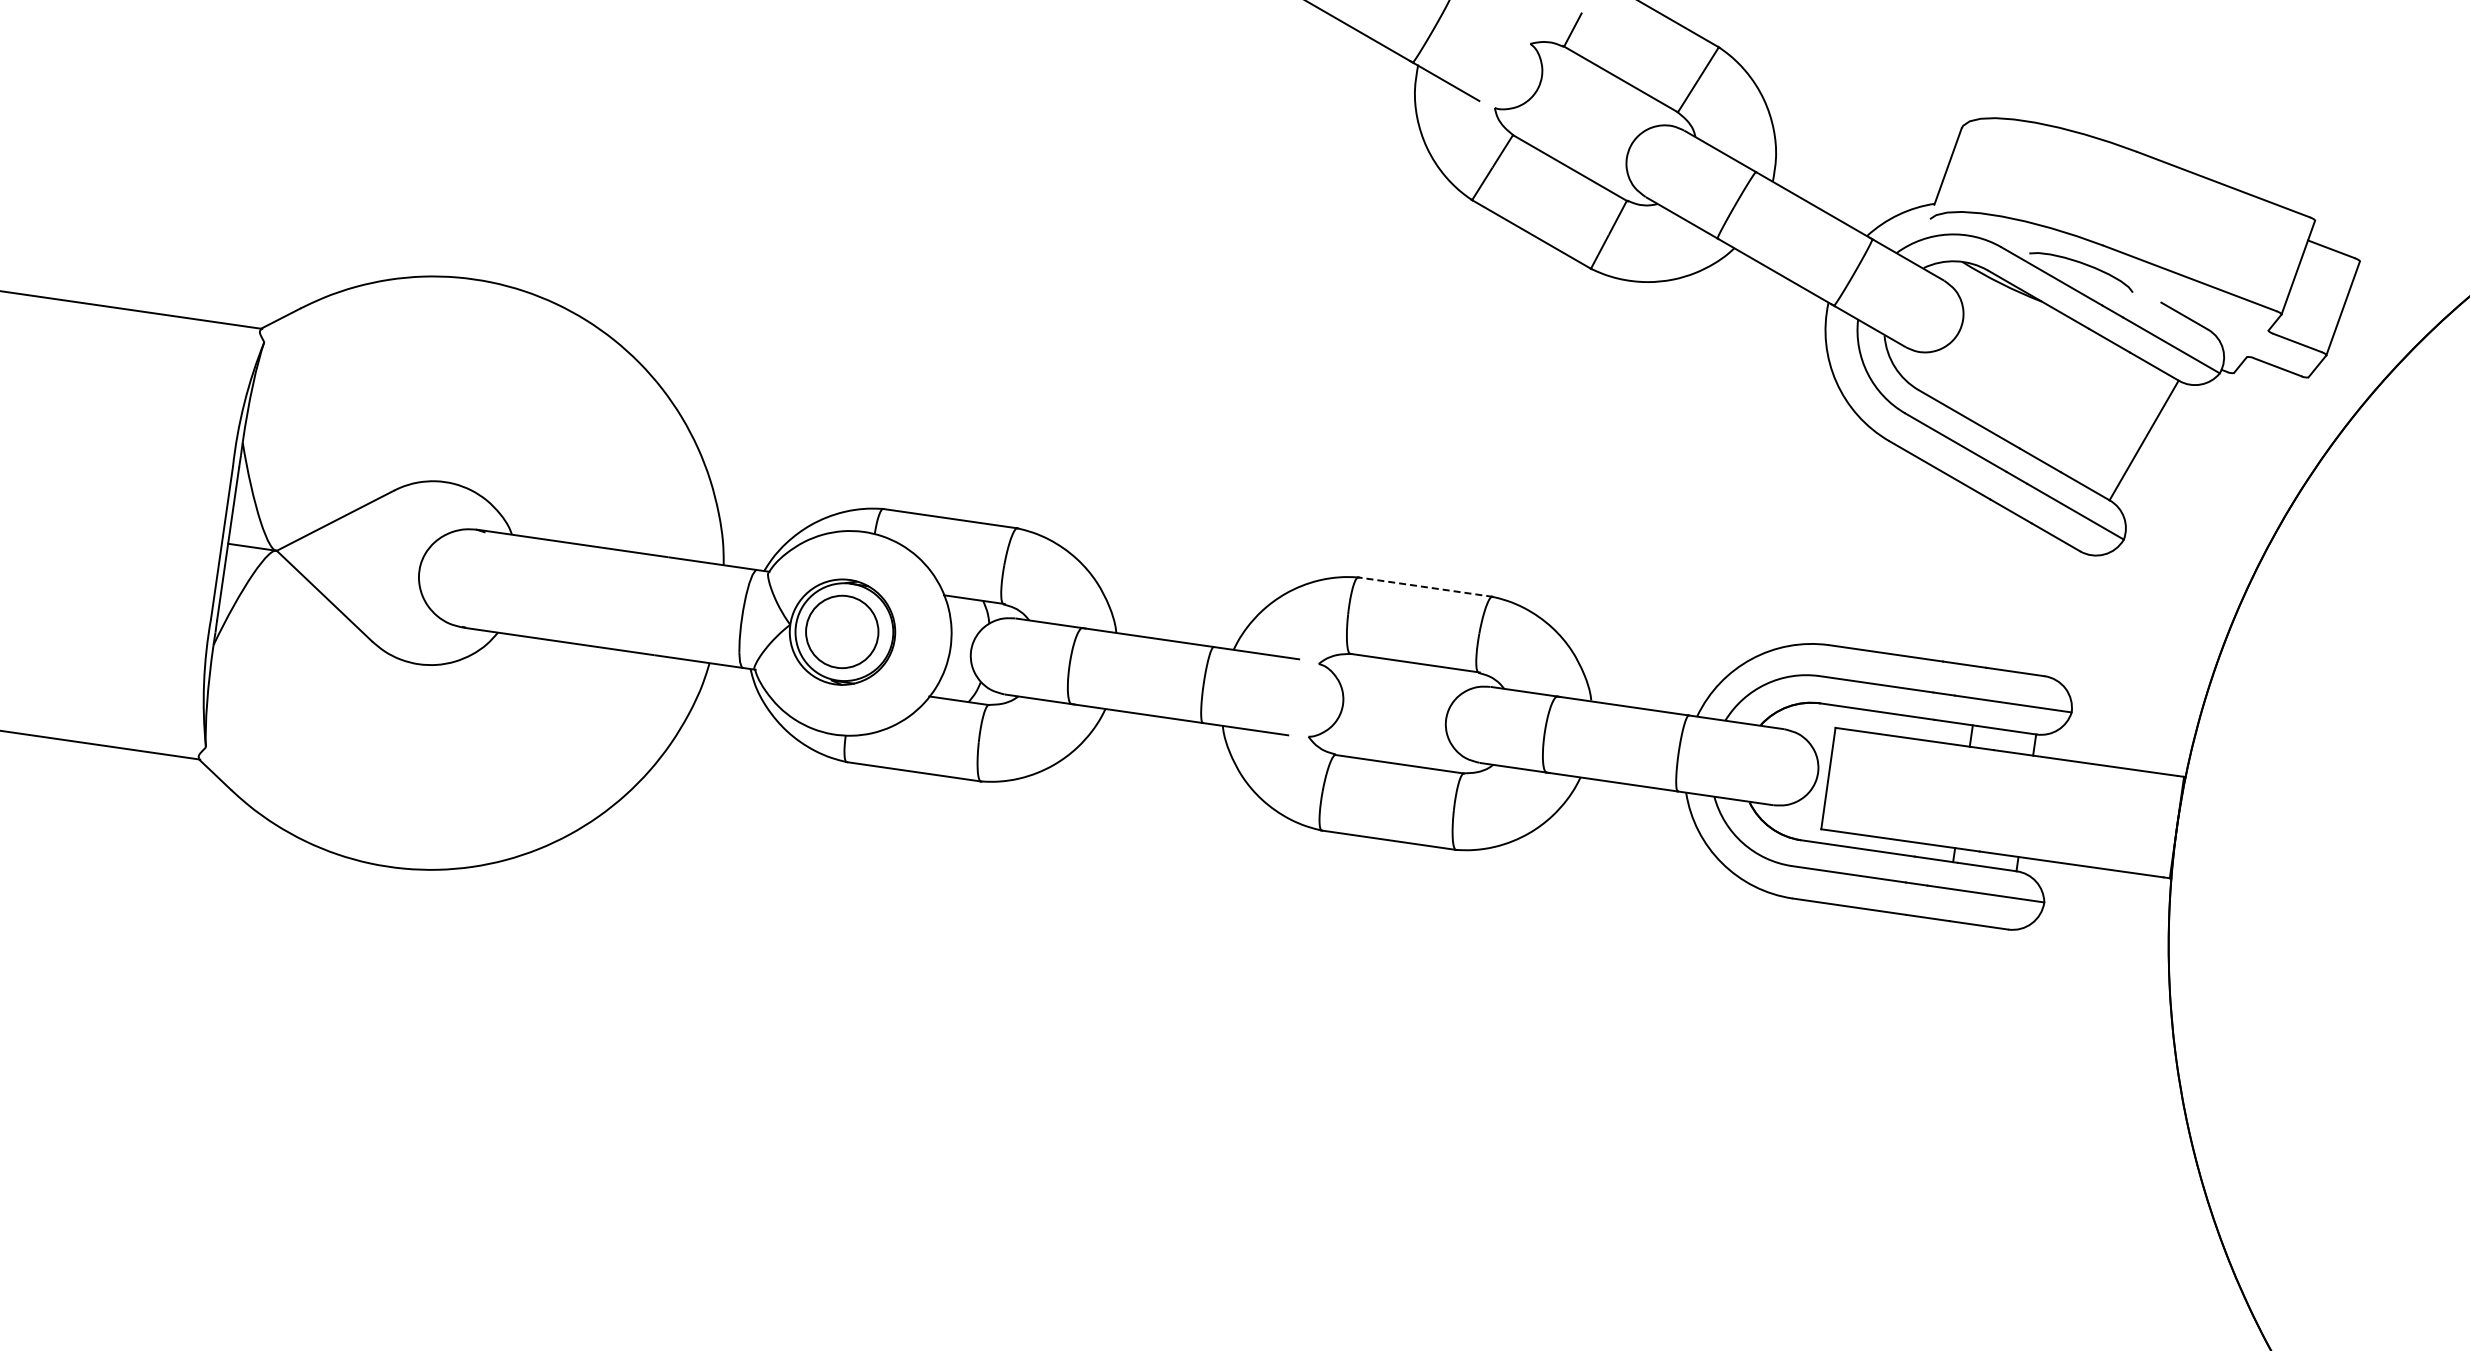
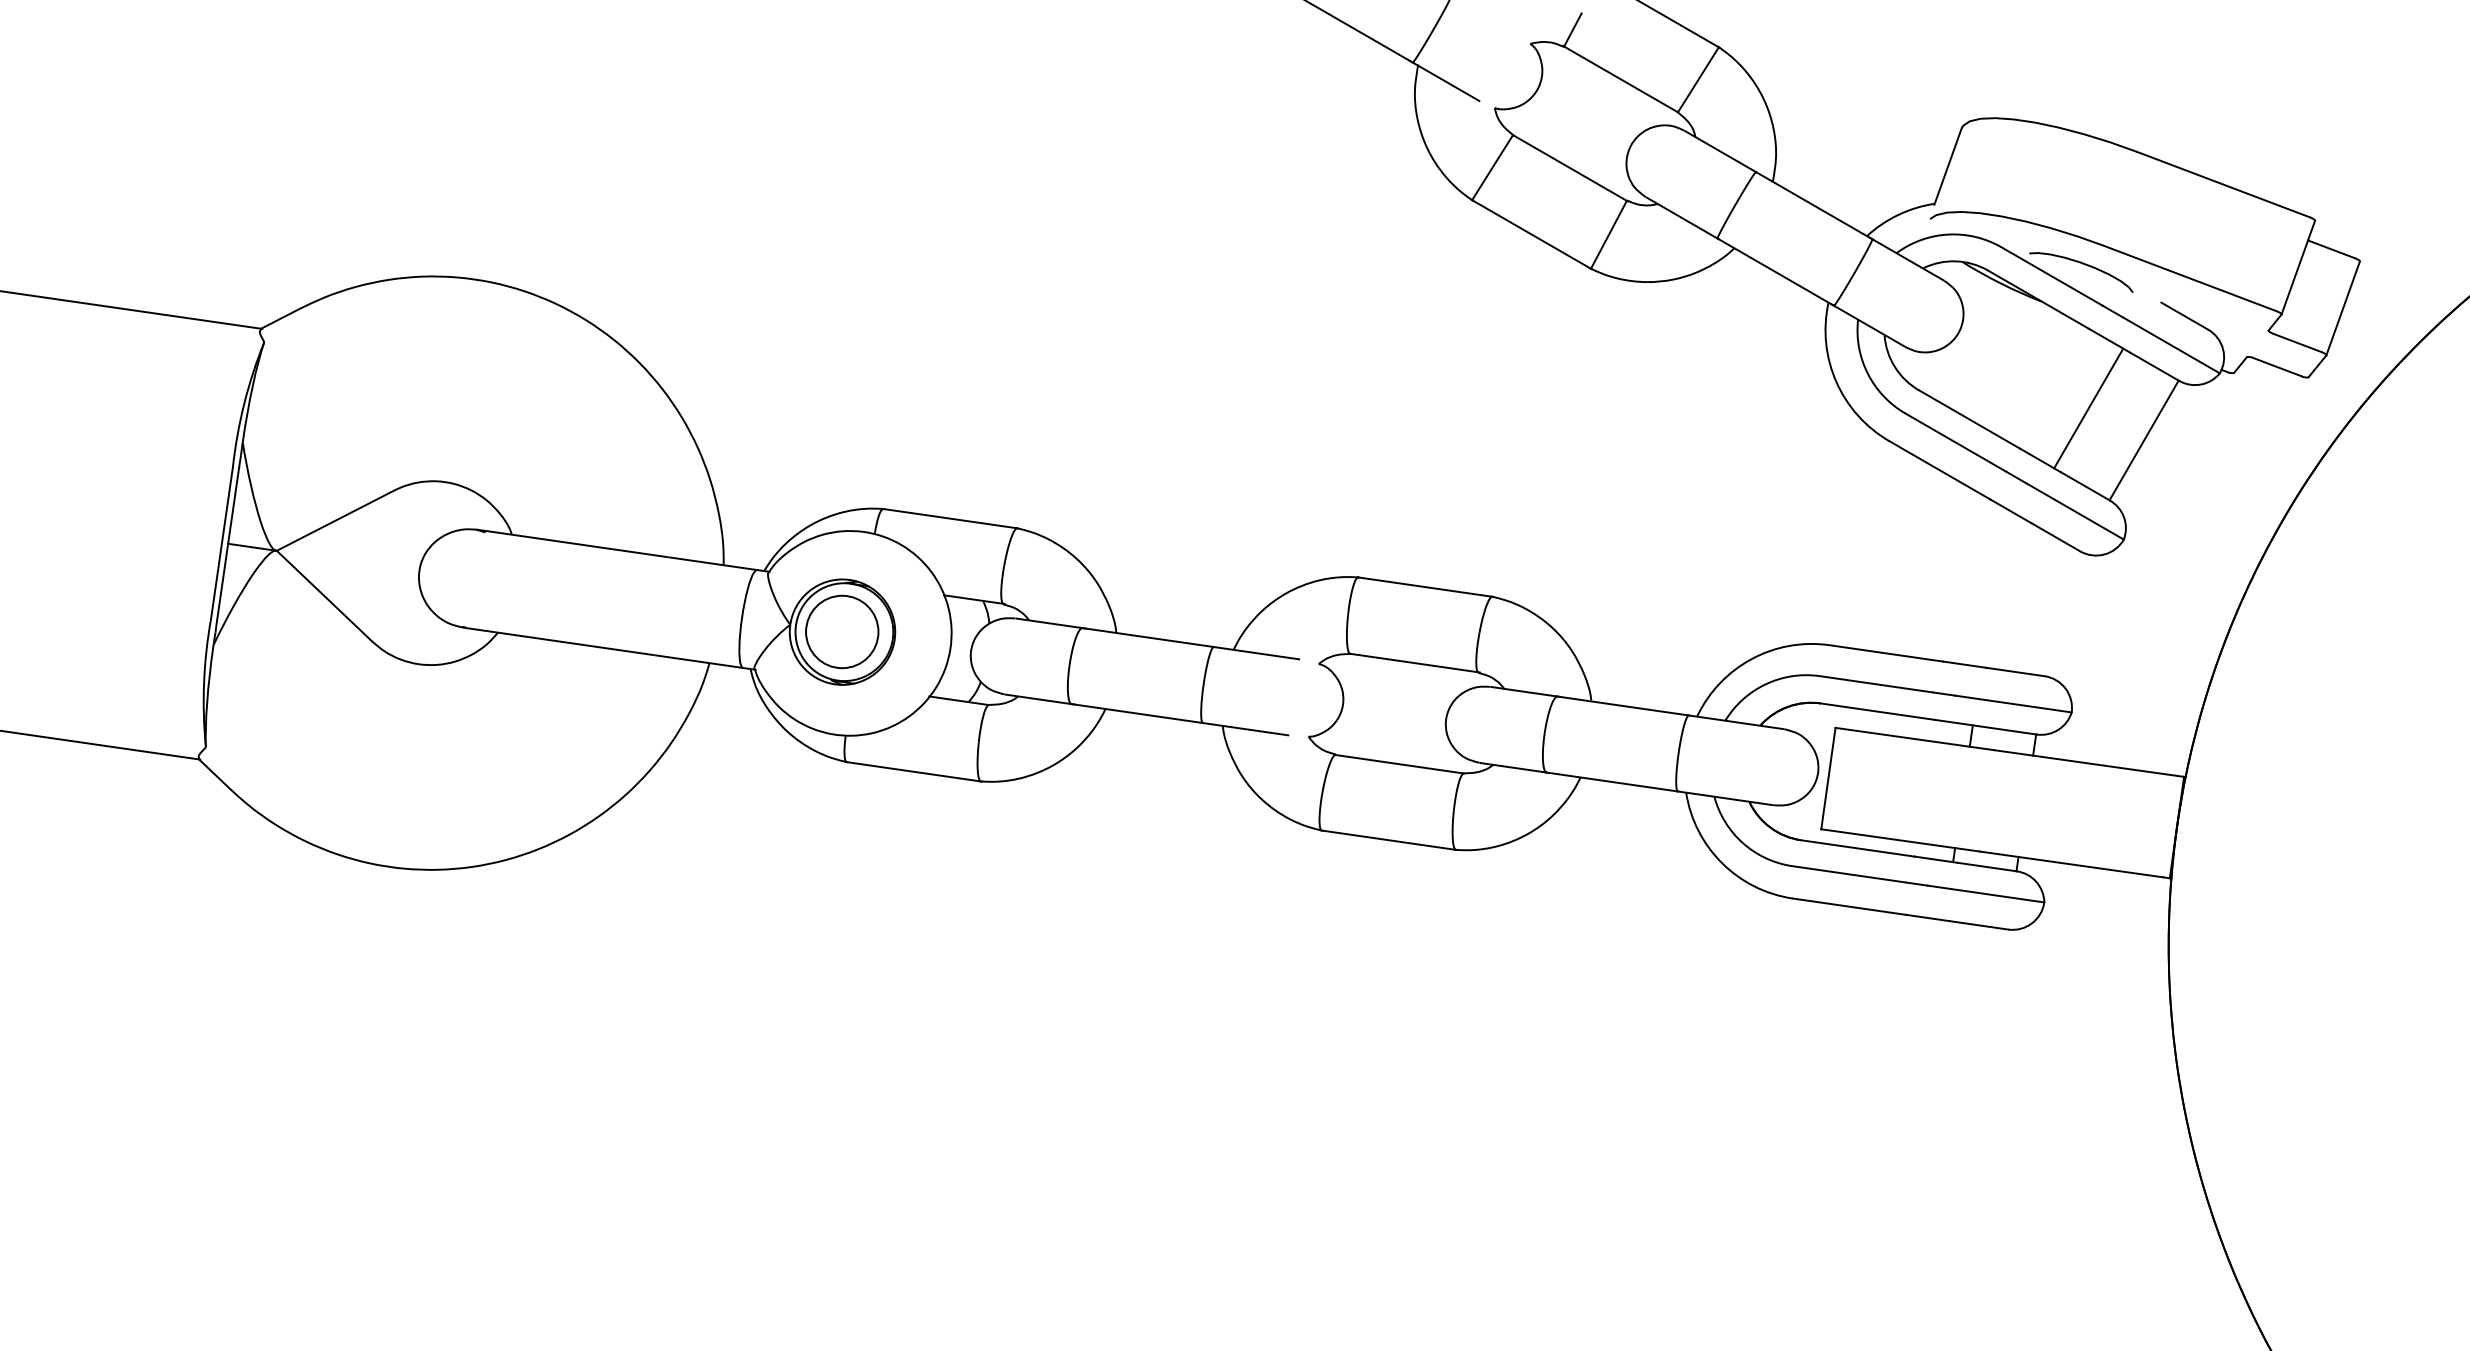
line: none -> present (2088, 408)
line: dashed -> solid (1425, 587)
